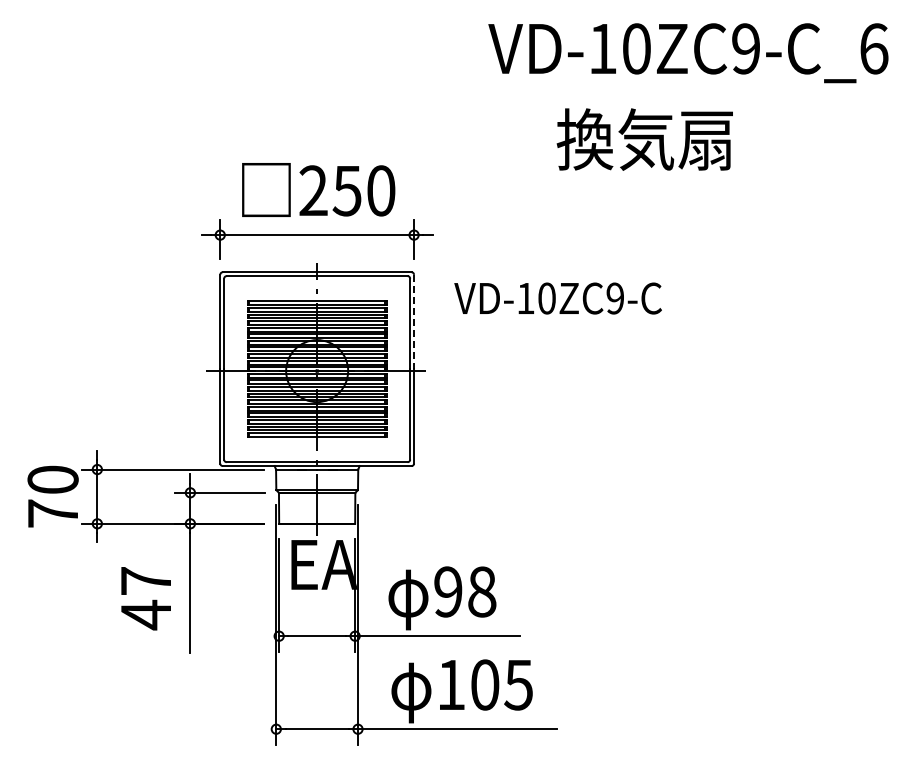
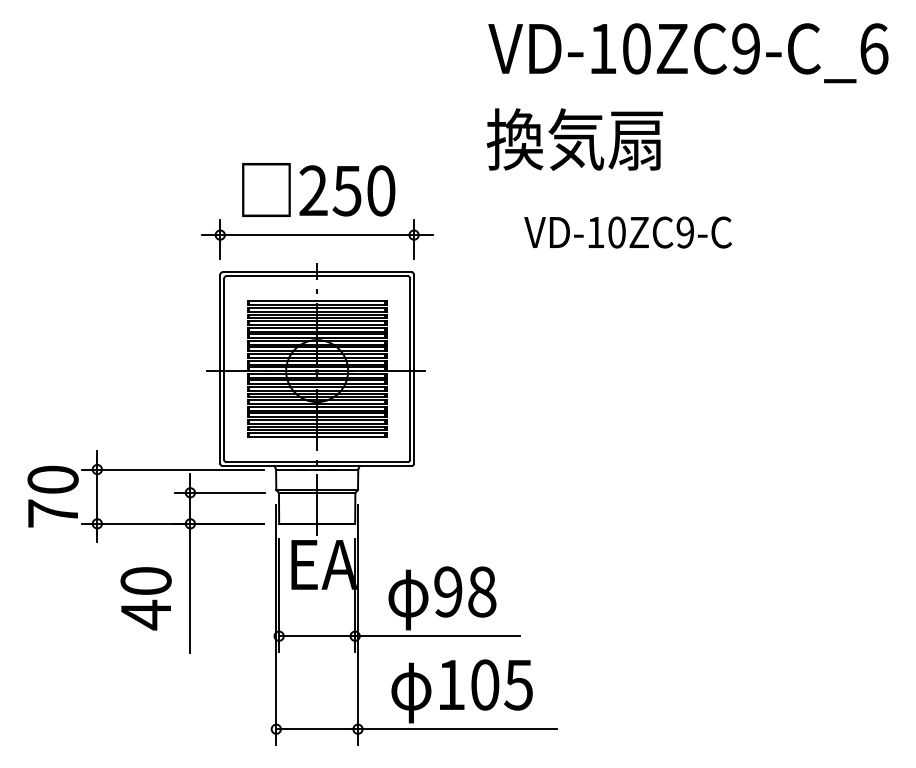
text position: (644, 139) -> (574, 139) (574, 139)
text position: (557, 298) -> (627, 232) (627, 232)
line: dashed -> solid (414, 322)
text: 47 -> 40 (145, 580)
